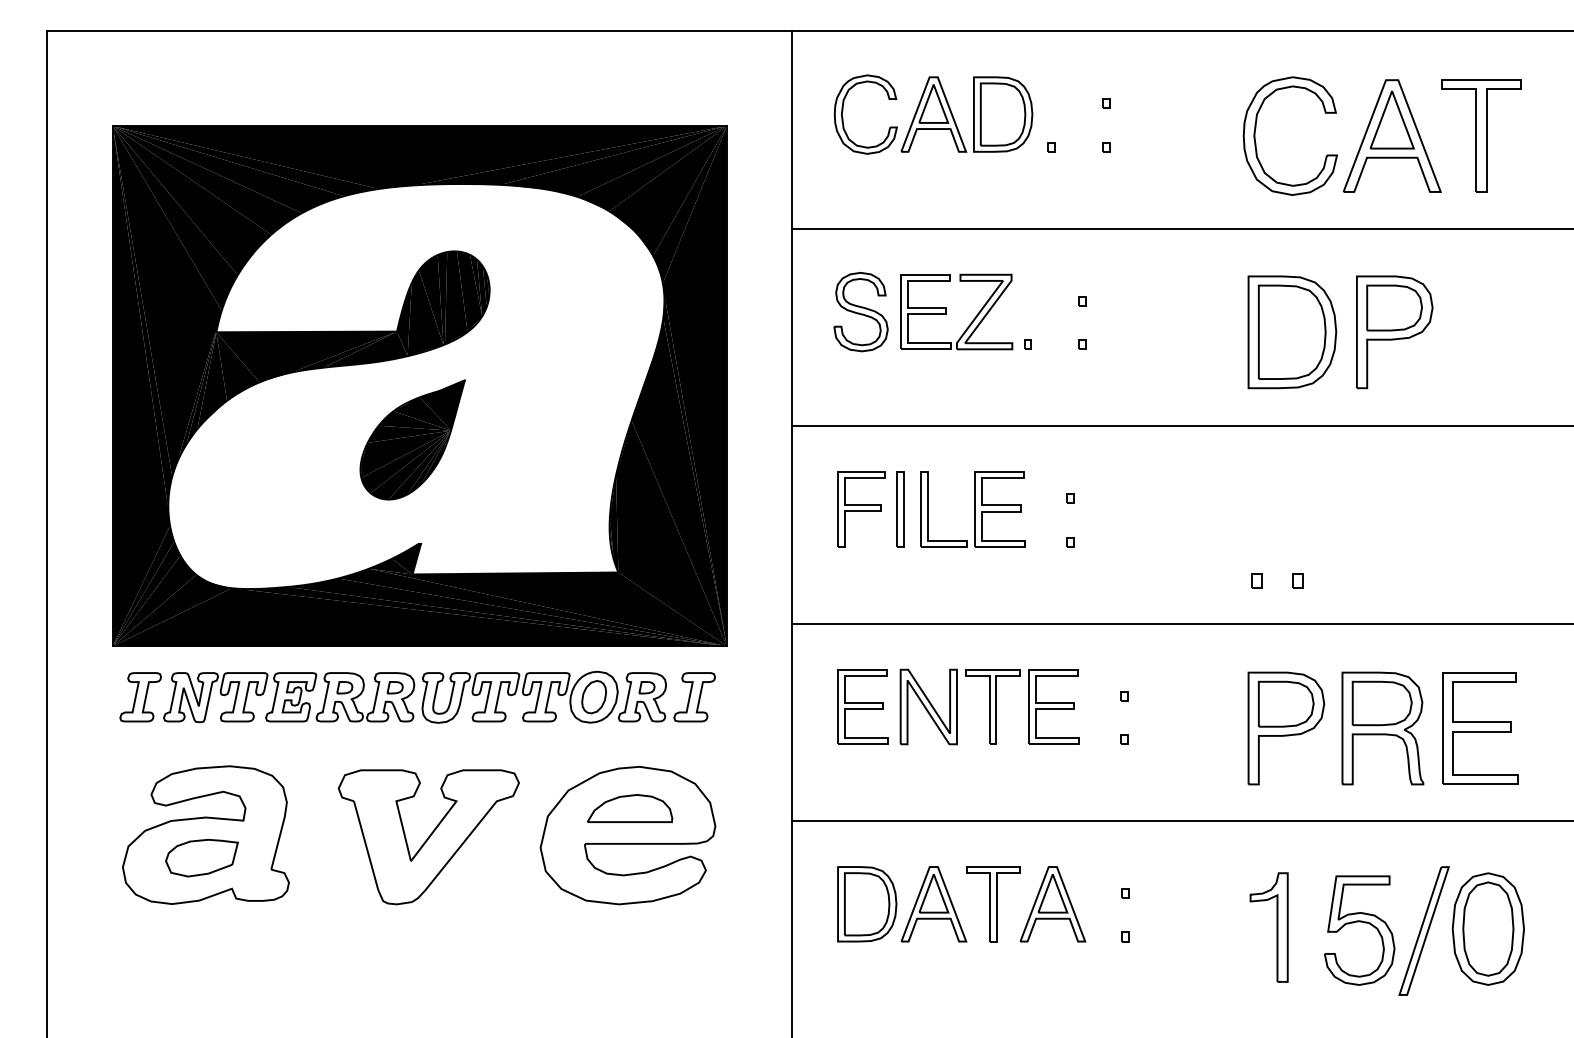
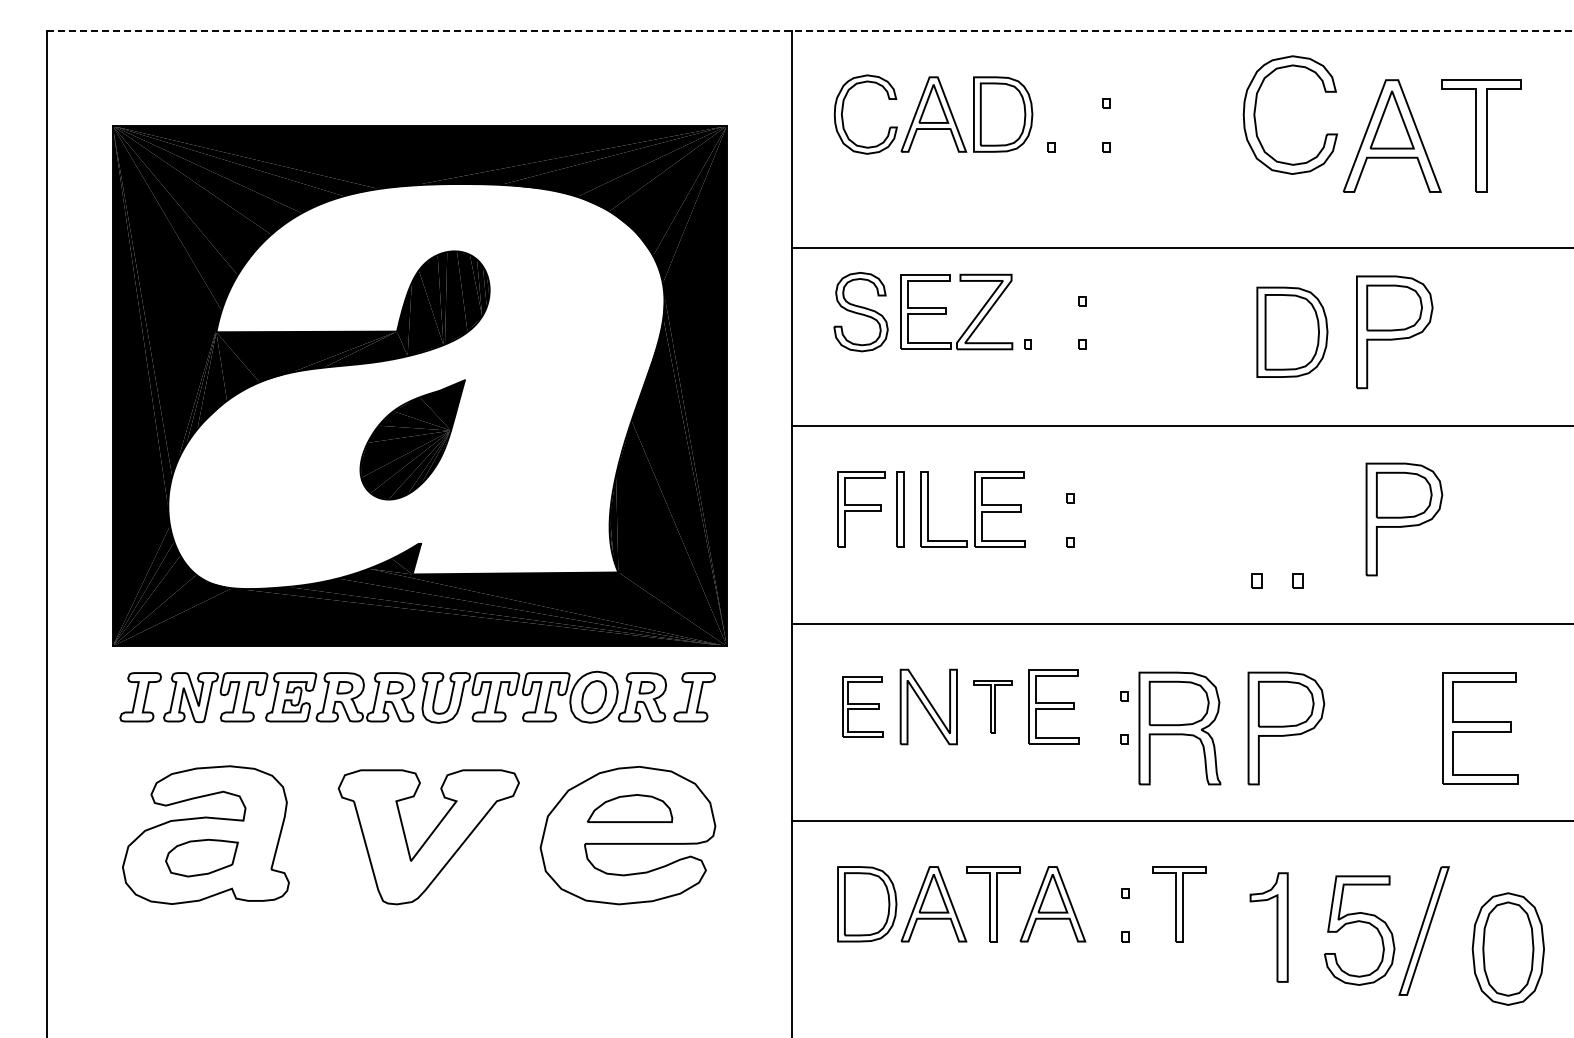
line: solid -> dashed (810, 31)
part position: (1256, 128) -> (1256, 107) (1256, 107)
line position: (1181, 228) -> (1181, 247) (1181, 247)
part size: 91x115 px -> 73x92 px (1292, 331)
part: none -> present (1404, 519)
part size: 52x76 px -> 42x62 px (862, 706)
part size: 56x76 px -> 40x54 px (992, 706)
part position: (1382, 728) -> (1179, 728) (1179, 728)
part: none -> present (1179, 904)
part position: (1487, 928) -> (1507, 948) (1507, 948)
